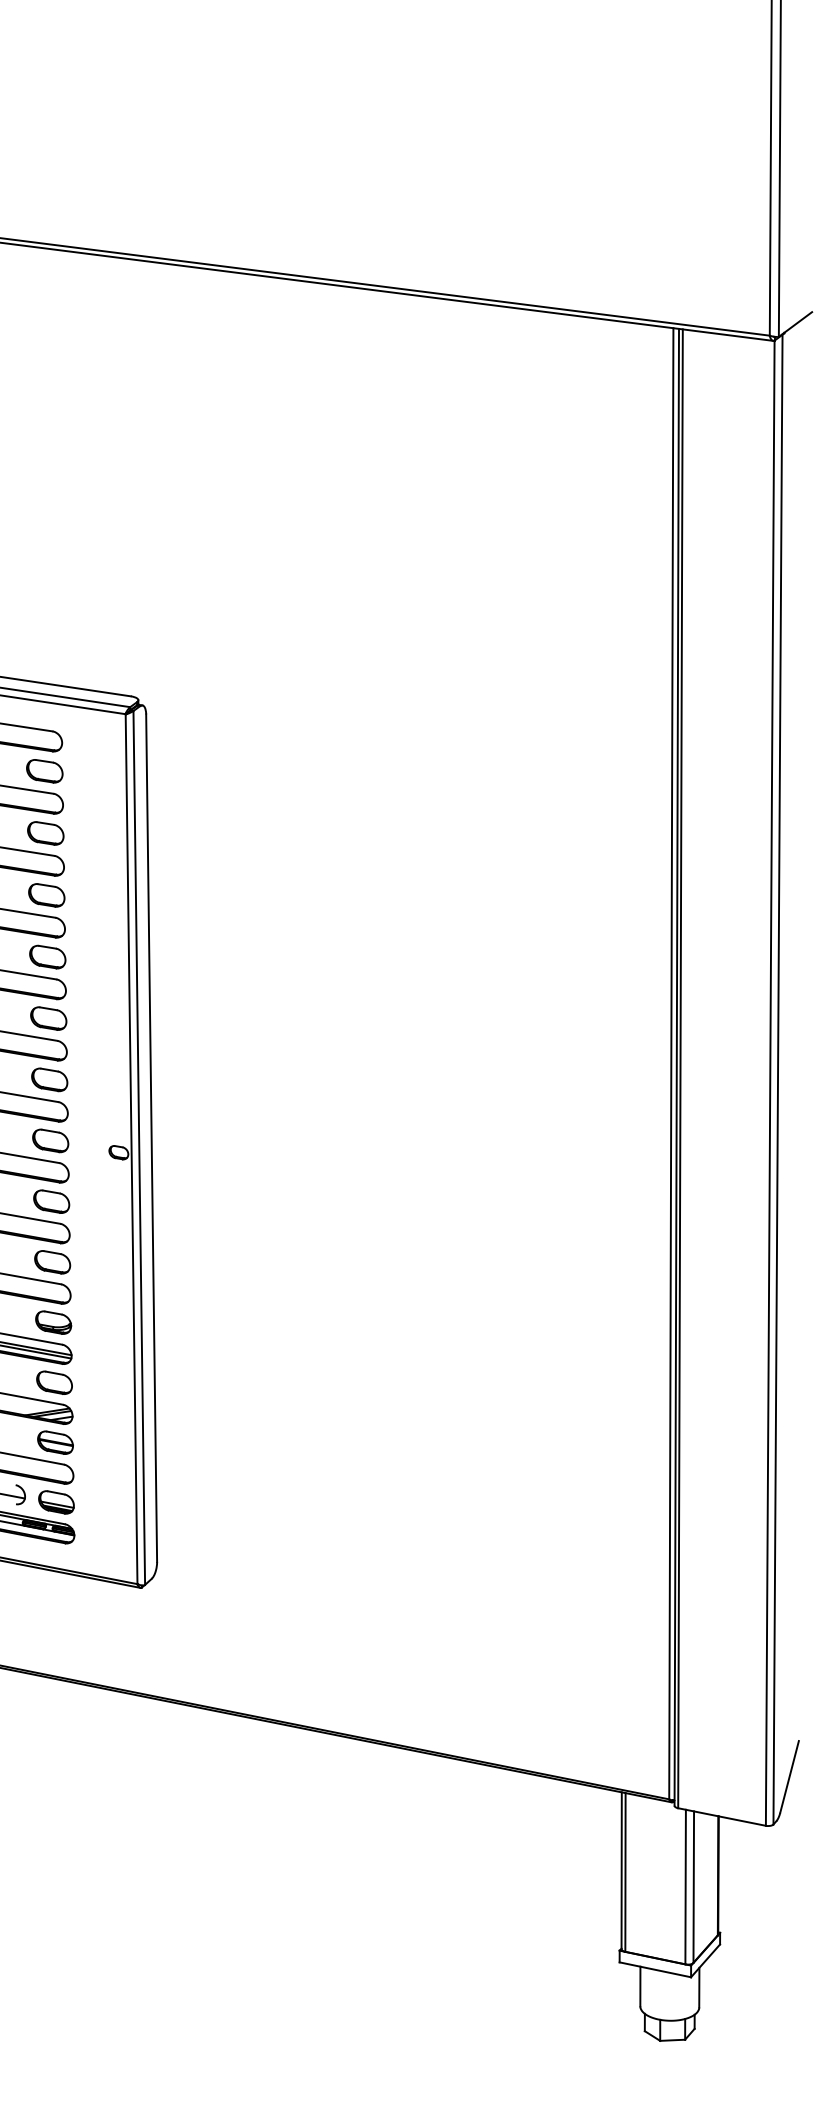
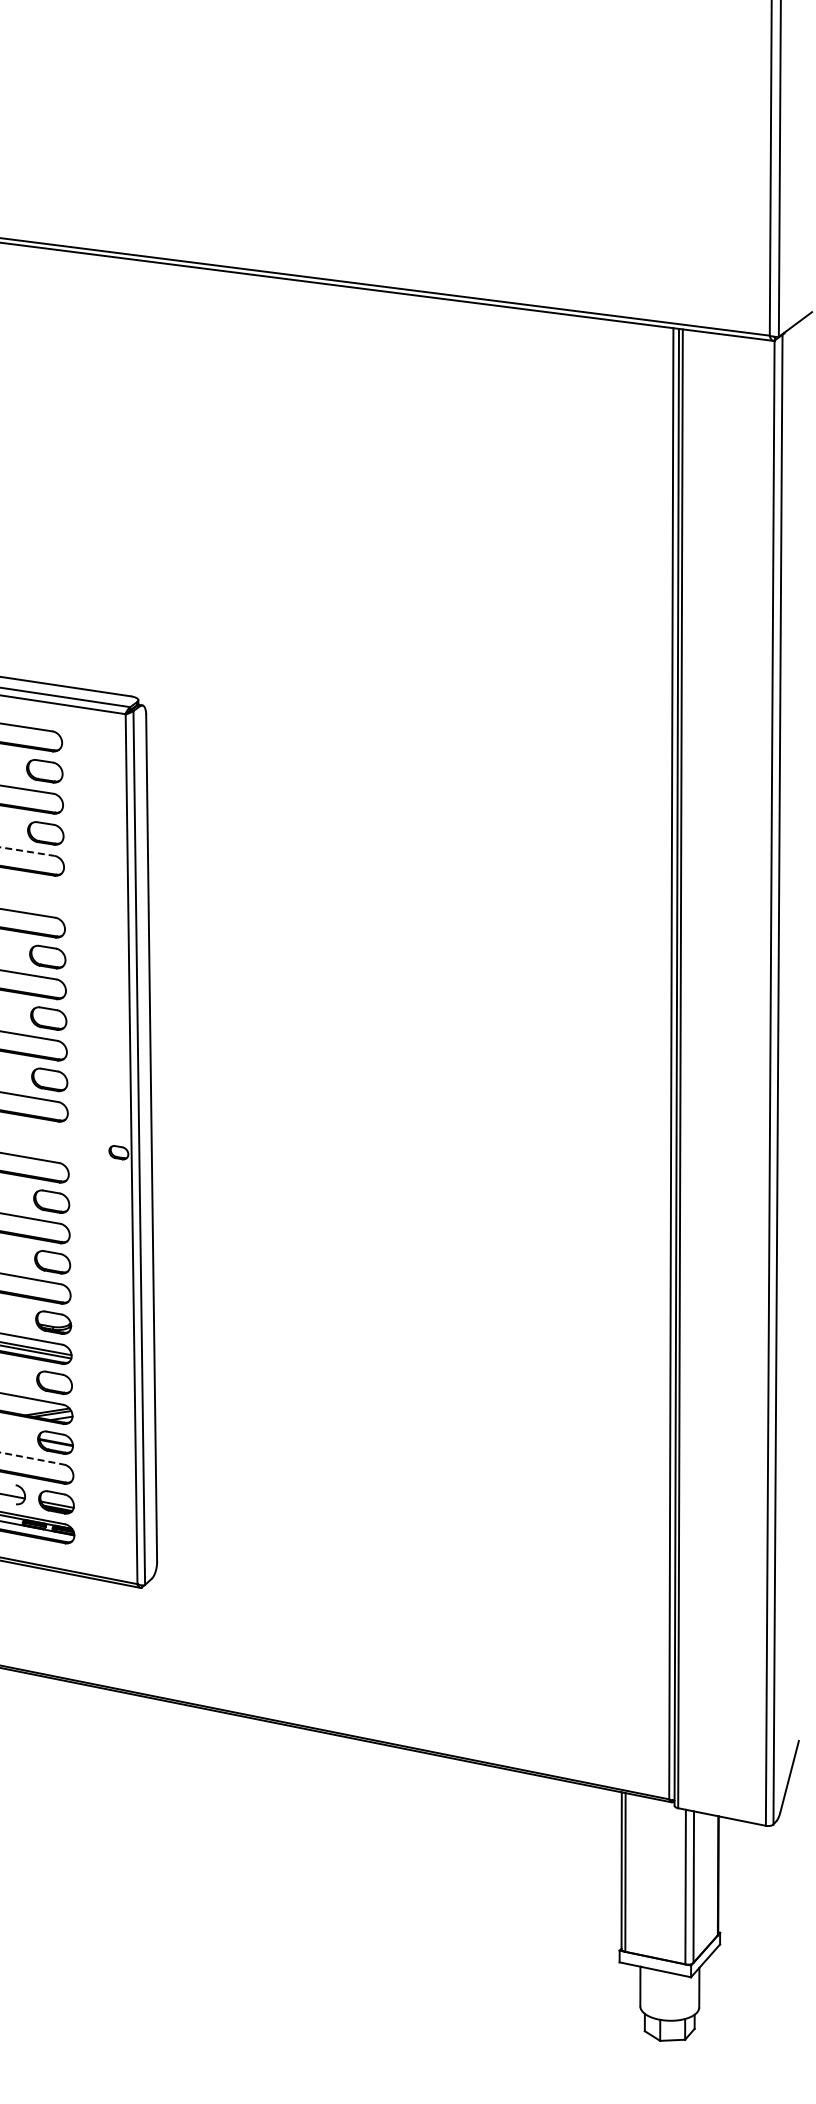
line: solid -> dashed (27, 851)
part: present -> none (46, 895)
part: present -> none (50, 1140)
line: solid -> dashed (32, 1458)
